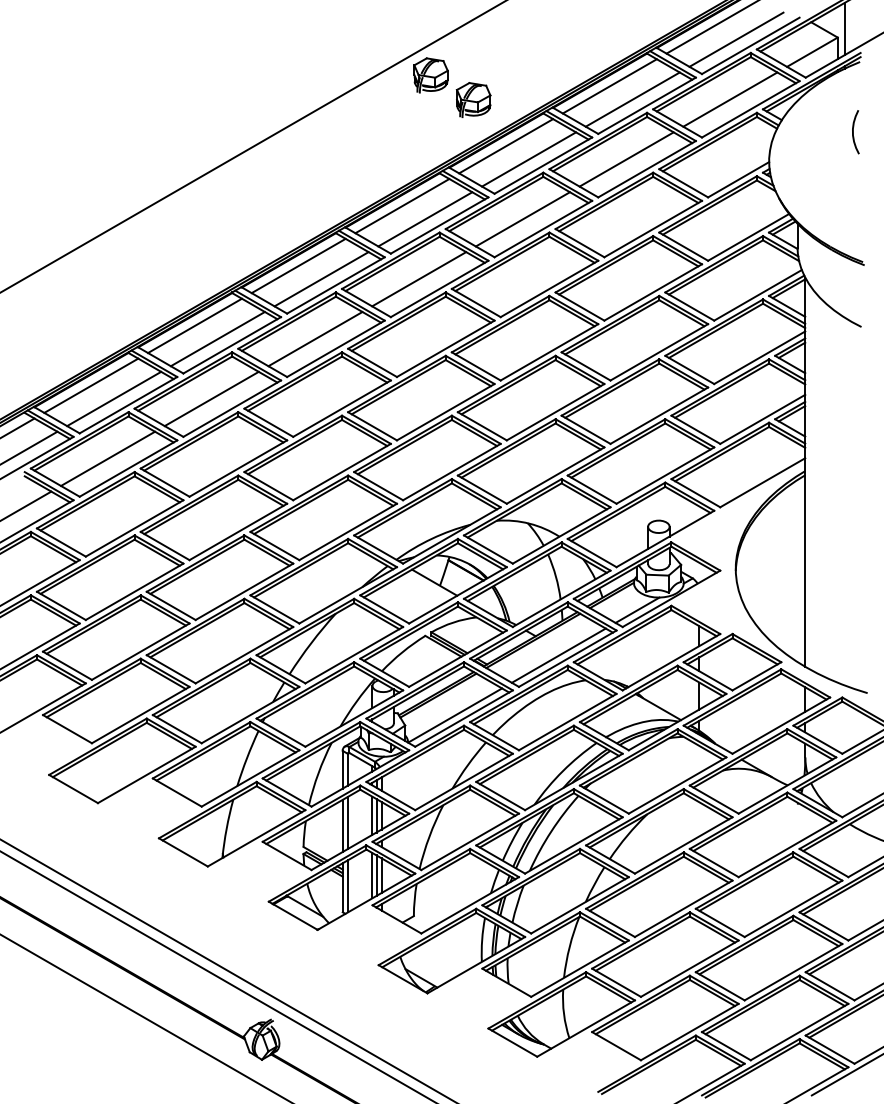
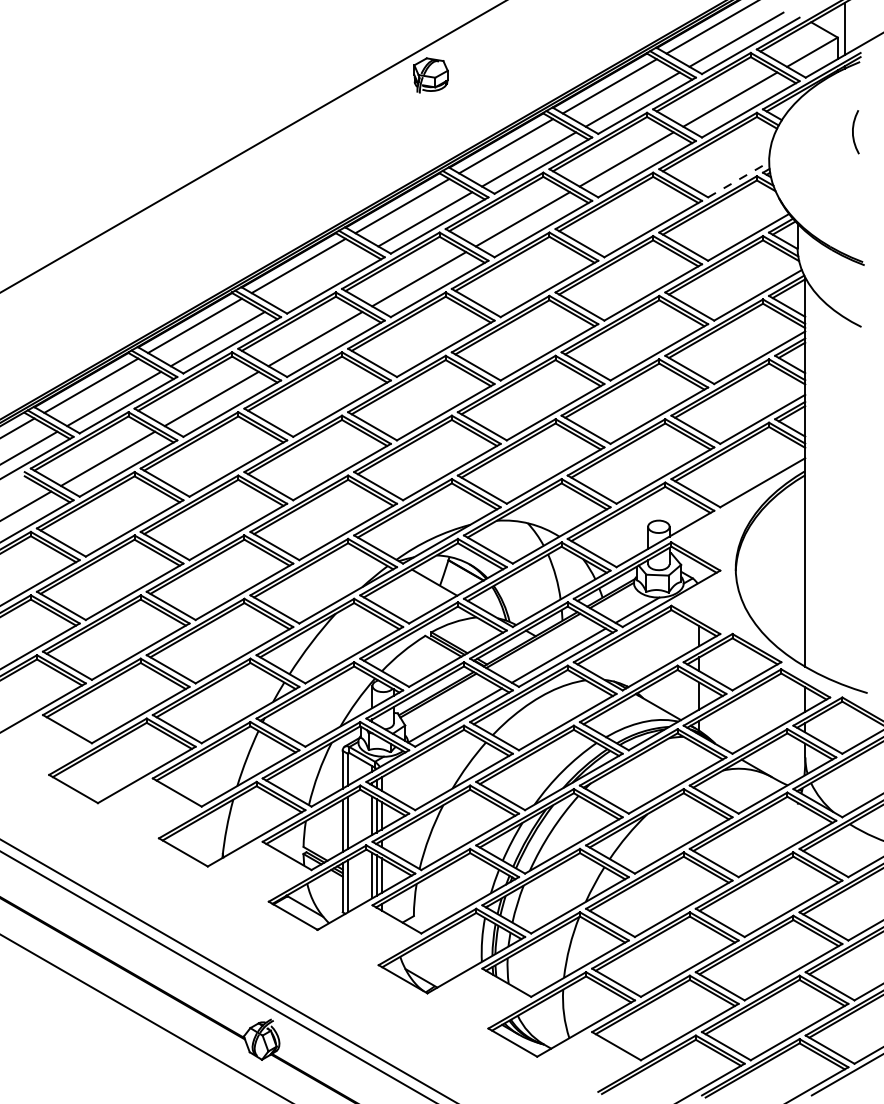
part: present -> none (473, 99)
line: solid -> dashed (739, 179)
line: present -> none (321, 279)
